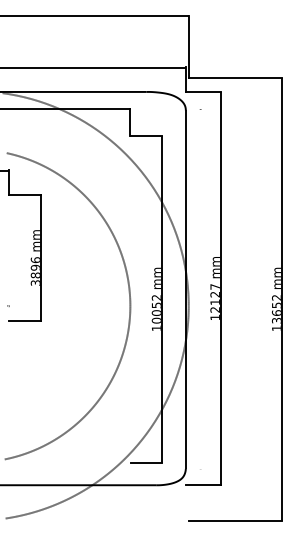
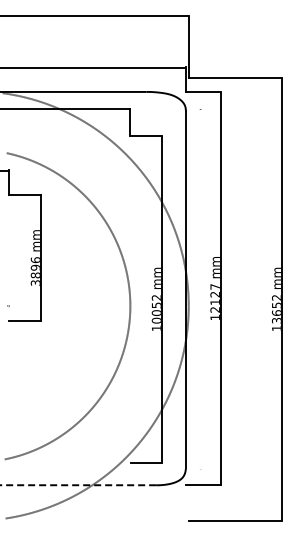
line: solid -> dashed (78, 485)
